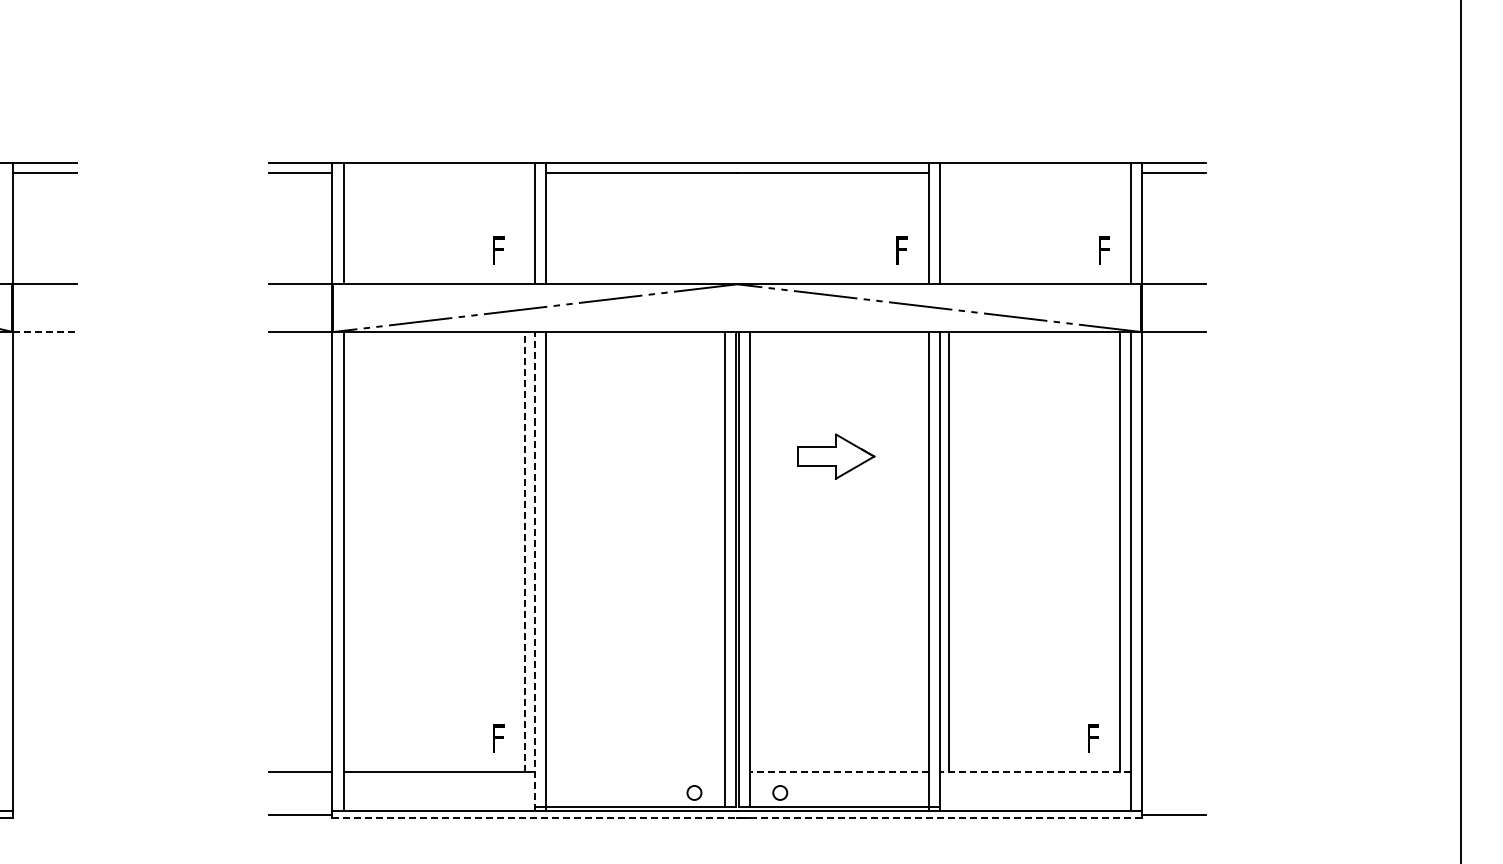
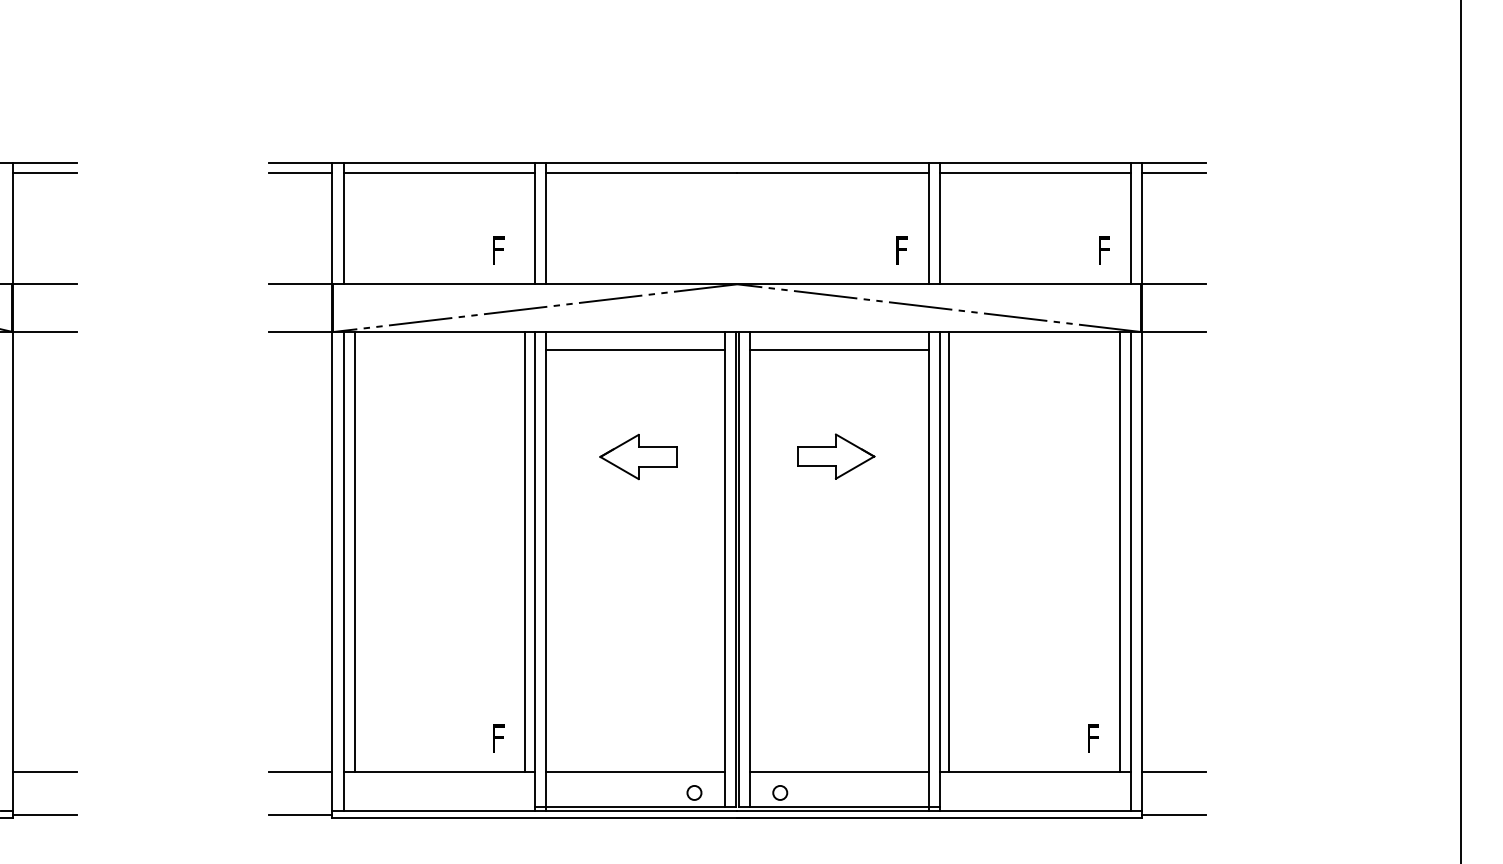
line: none -> present (438, 172)
line: none -> present (1035, 172)
line: dashed -> solid (45, 332)
line: none -> present (635, 349)
line: none -> present (838, 349)
part: none -> present (638, 456)
line: dashed -> solid (525, 551)
line: none -> present (354, 552)
line: dashed -> solid (534, 570)
line: none -> present (45, 772)
line: none -> present (635, 772)
line: dashed -> solid (838, 772)
line: dashed -> solid (1035, 772)
line: none -> present (1174, 772)
line: none -> present (45, 815)
line: dashed -> solid (737, 818)
